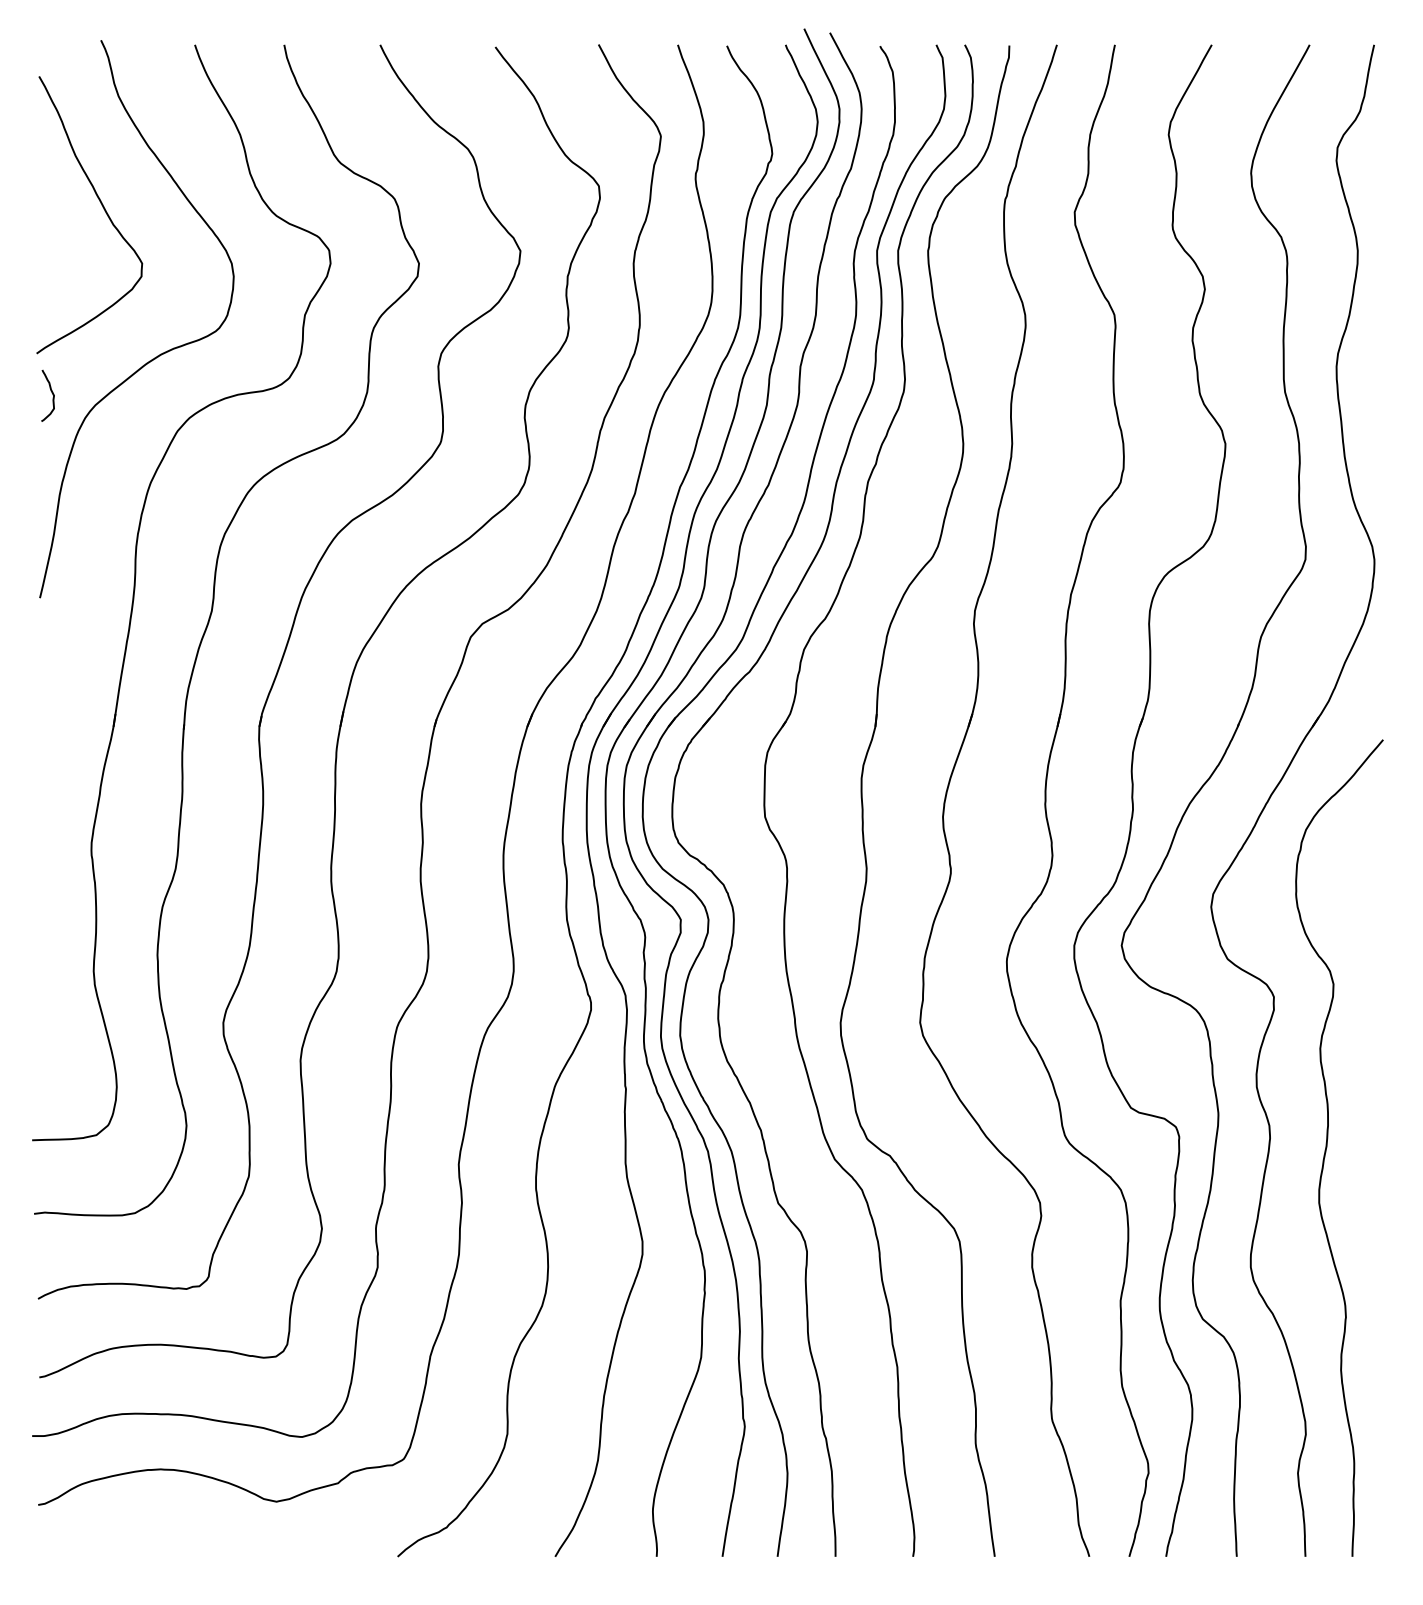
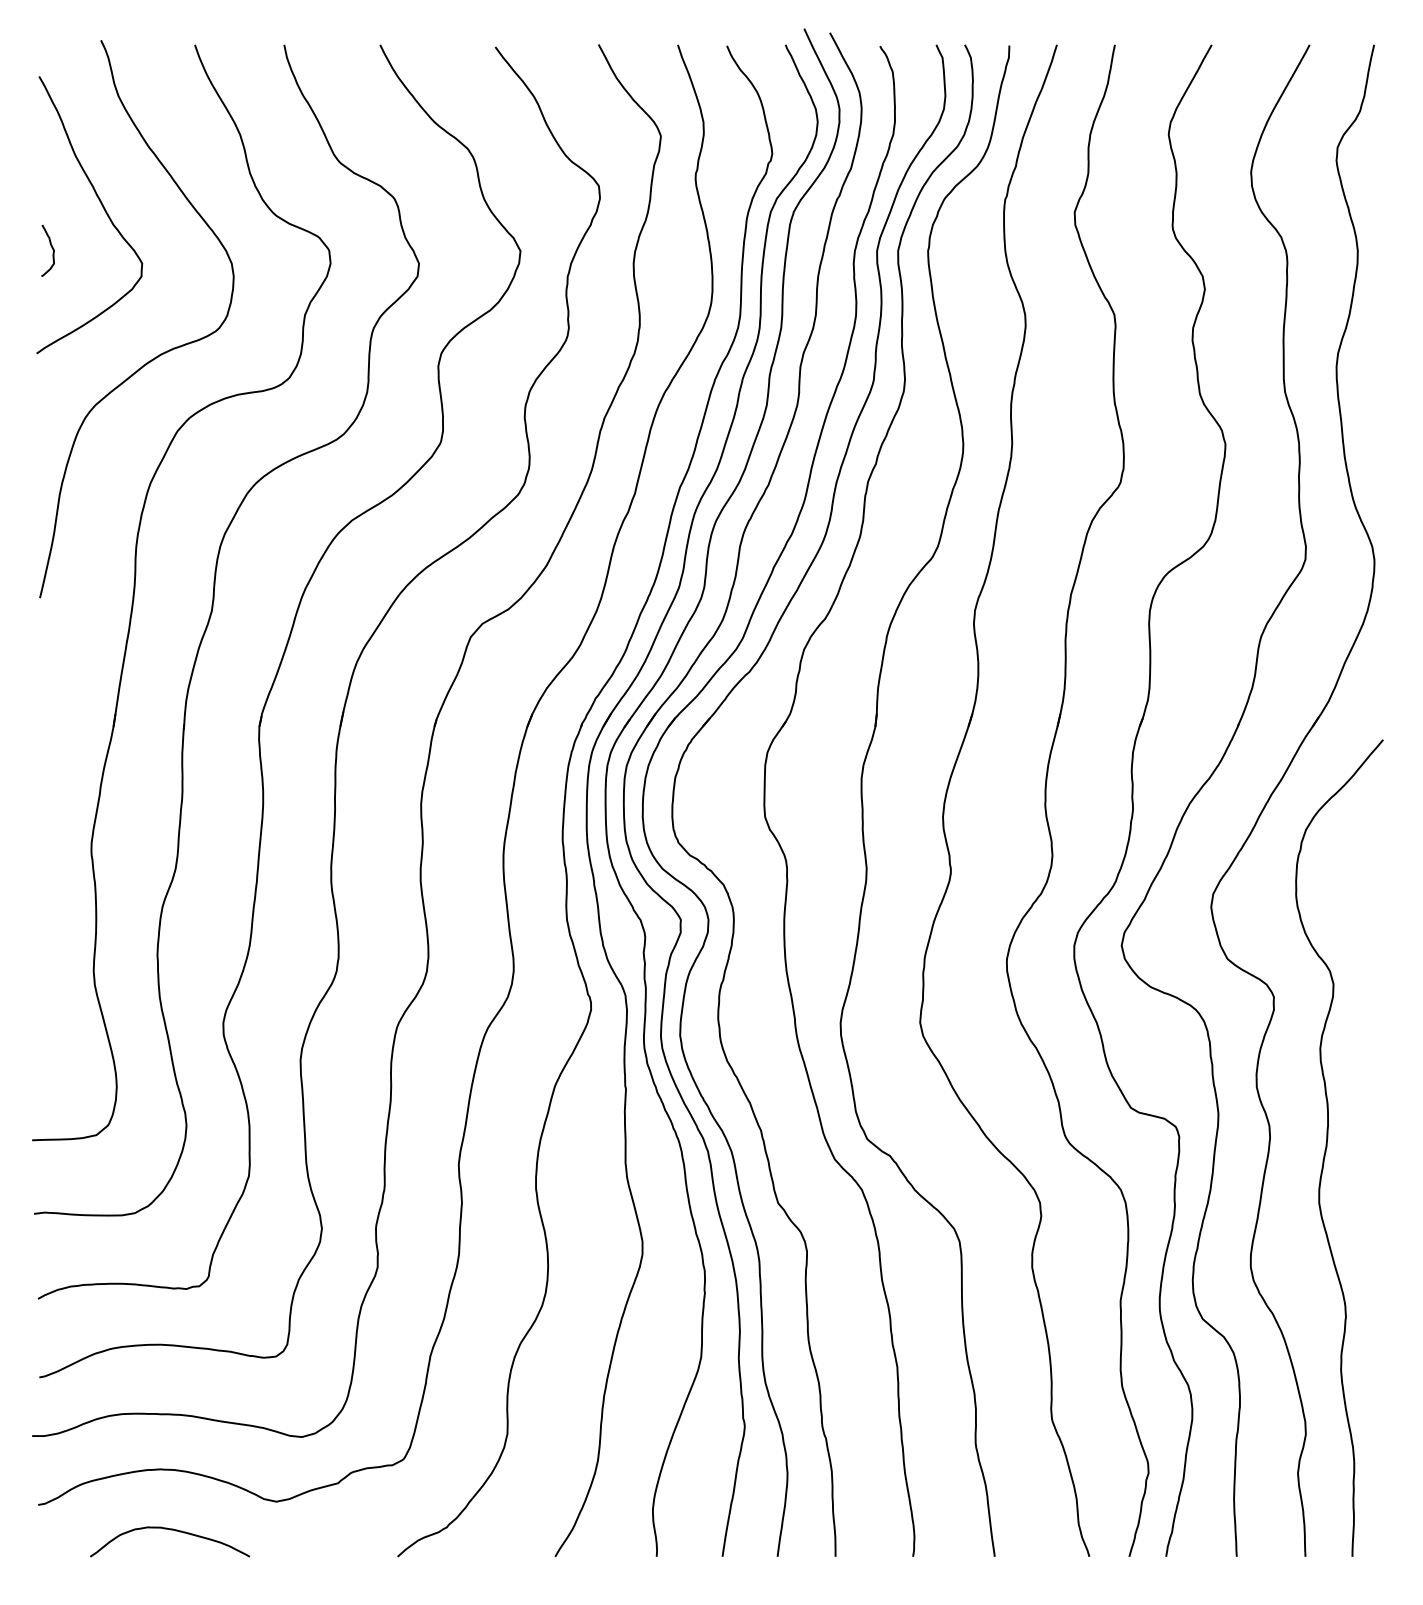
curve position: (51, 393) -> (51, 248) (51, 248)
curve: none -> present (170, 1530)
